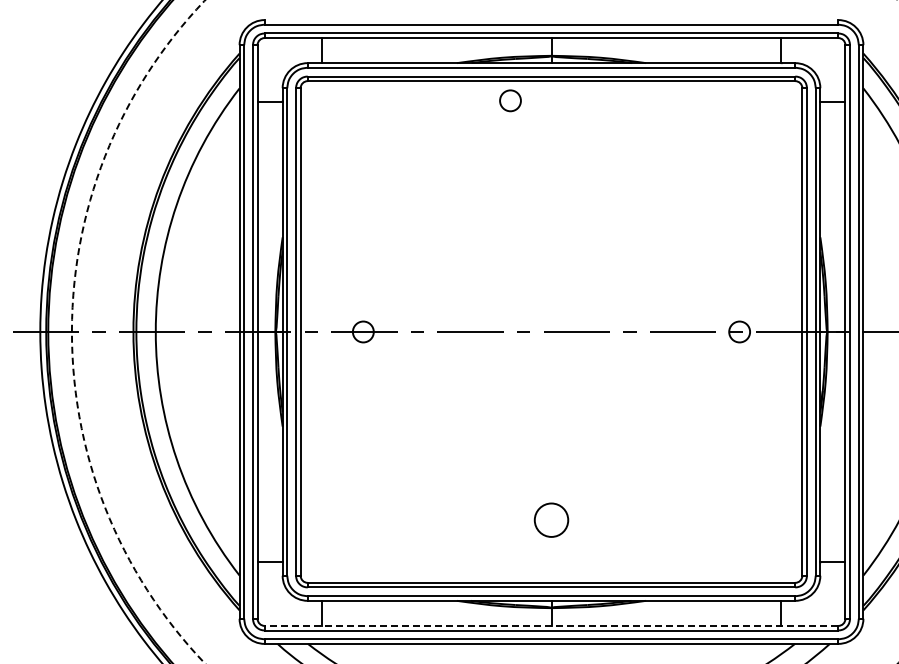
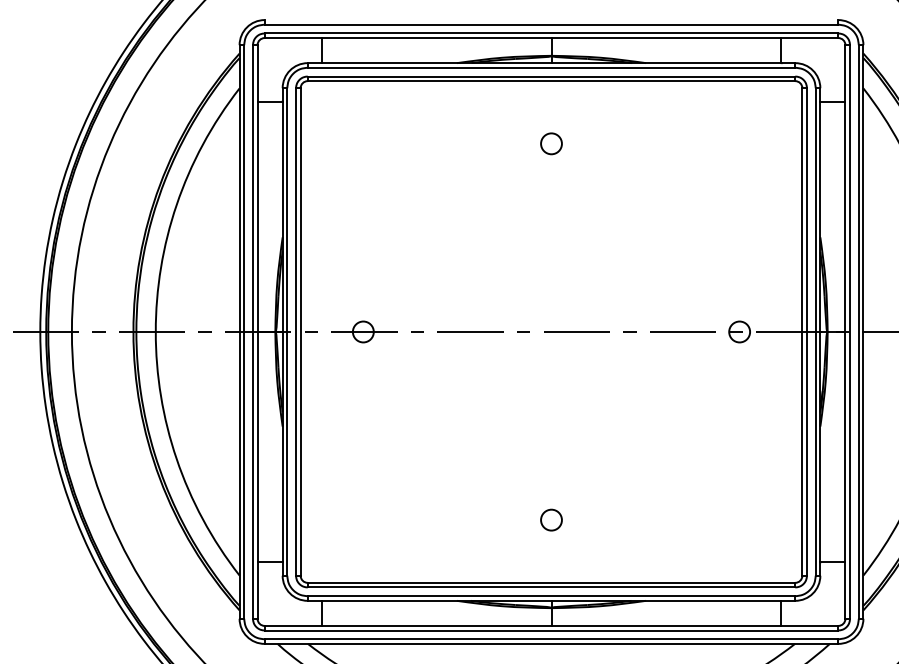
circle position: (510, 100) -> (551, 143) (551, 143)
circle: dashed -> solid (484, 331)
circle size: 37x36 px -> 23x24 px (551, 519)
line: dashed -> solid (551, 625)
